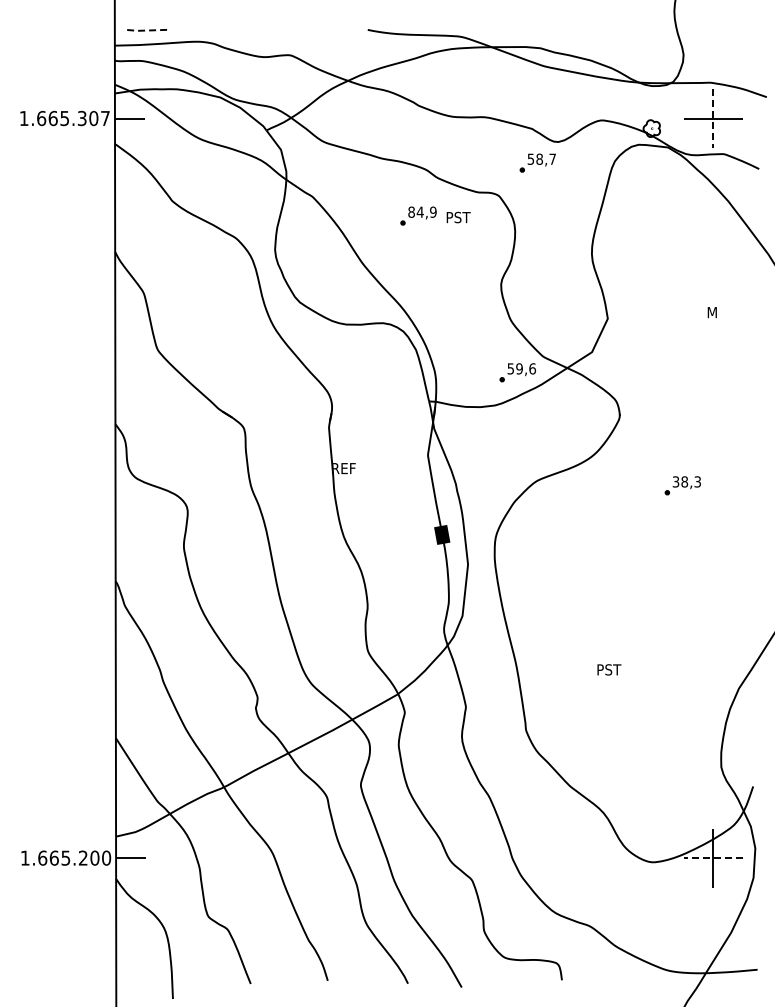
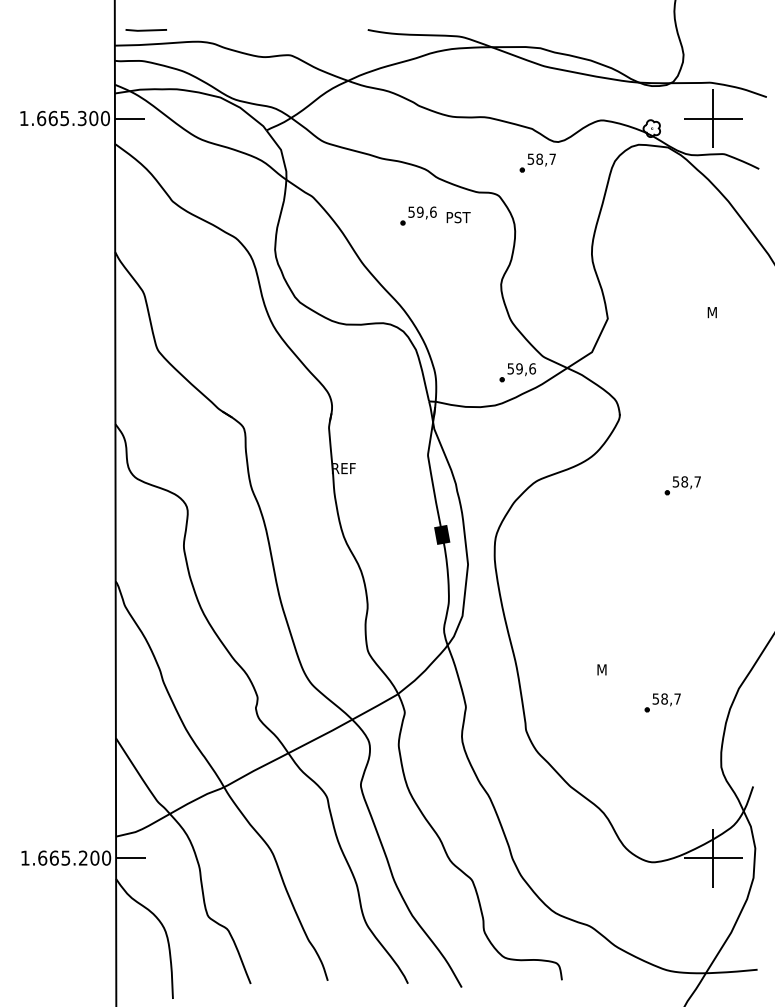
line: dashed -> solid (145, 30)
text: 1.665.307 -> 1.665.300 (105, 118)
line: dashed -> solid (713, 118)
text: 84,9 -> 59,6 (422, 211)
text: 38,3 -> 58,7 (686, 481)
text: PST -> M (609, 669)
part: none -> present (662, 702)
line: dashed -> solid (713, 858)
